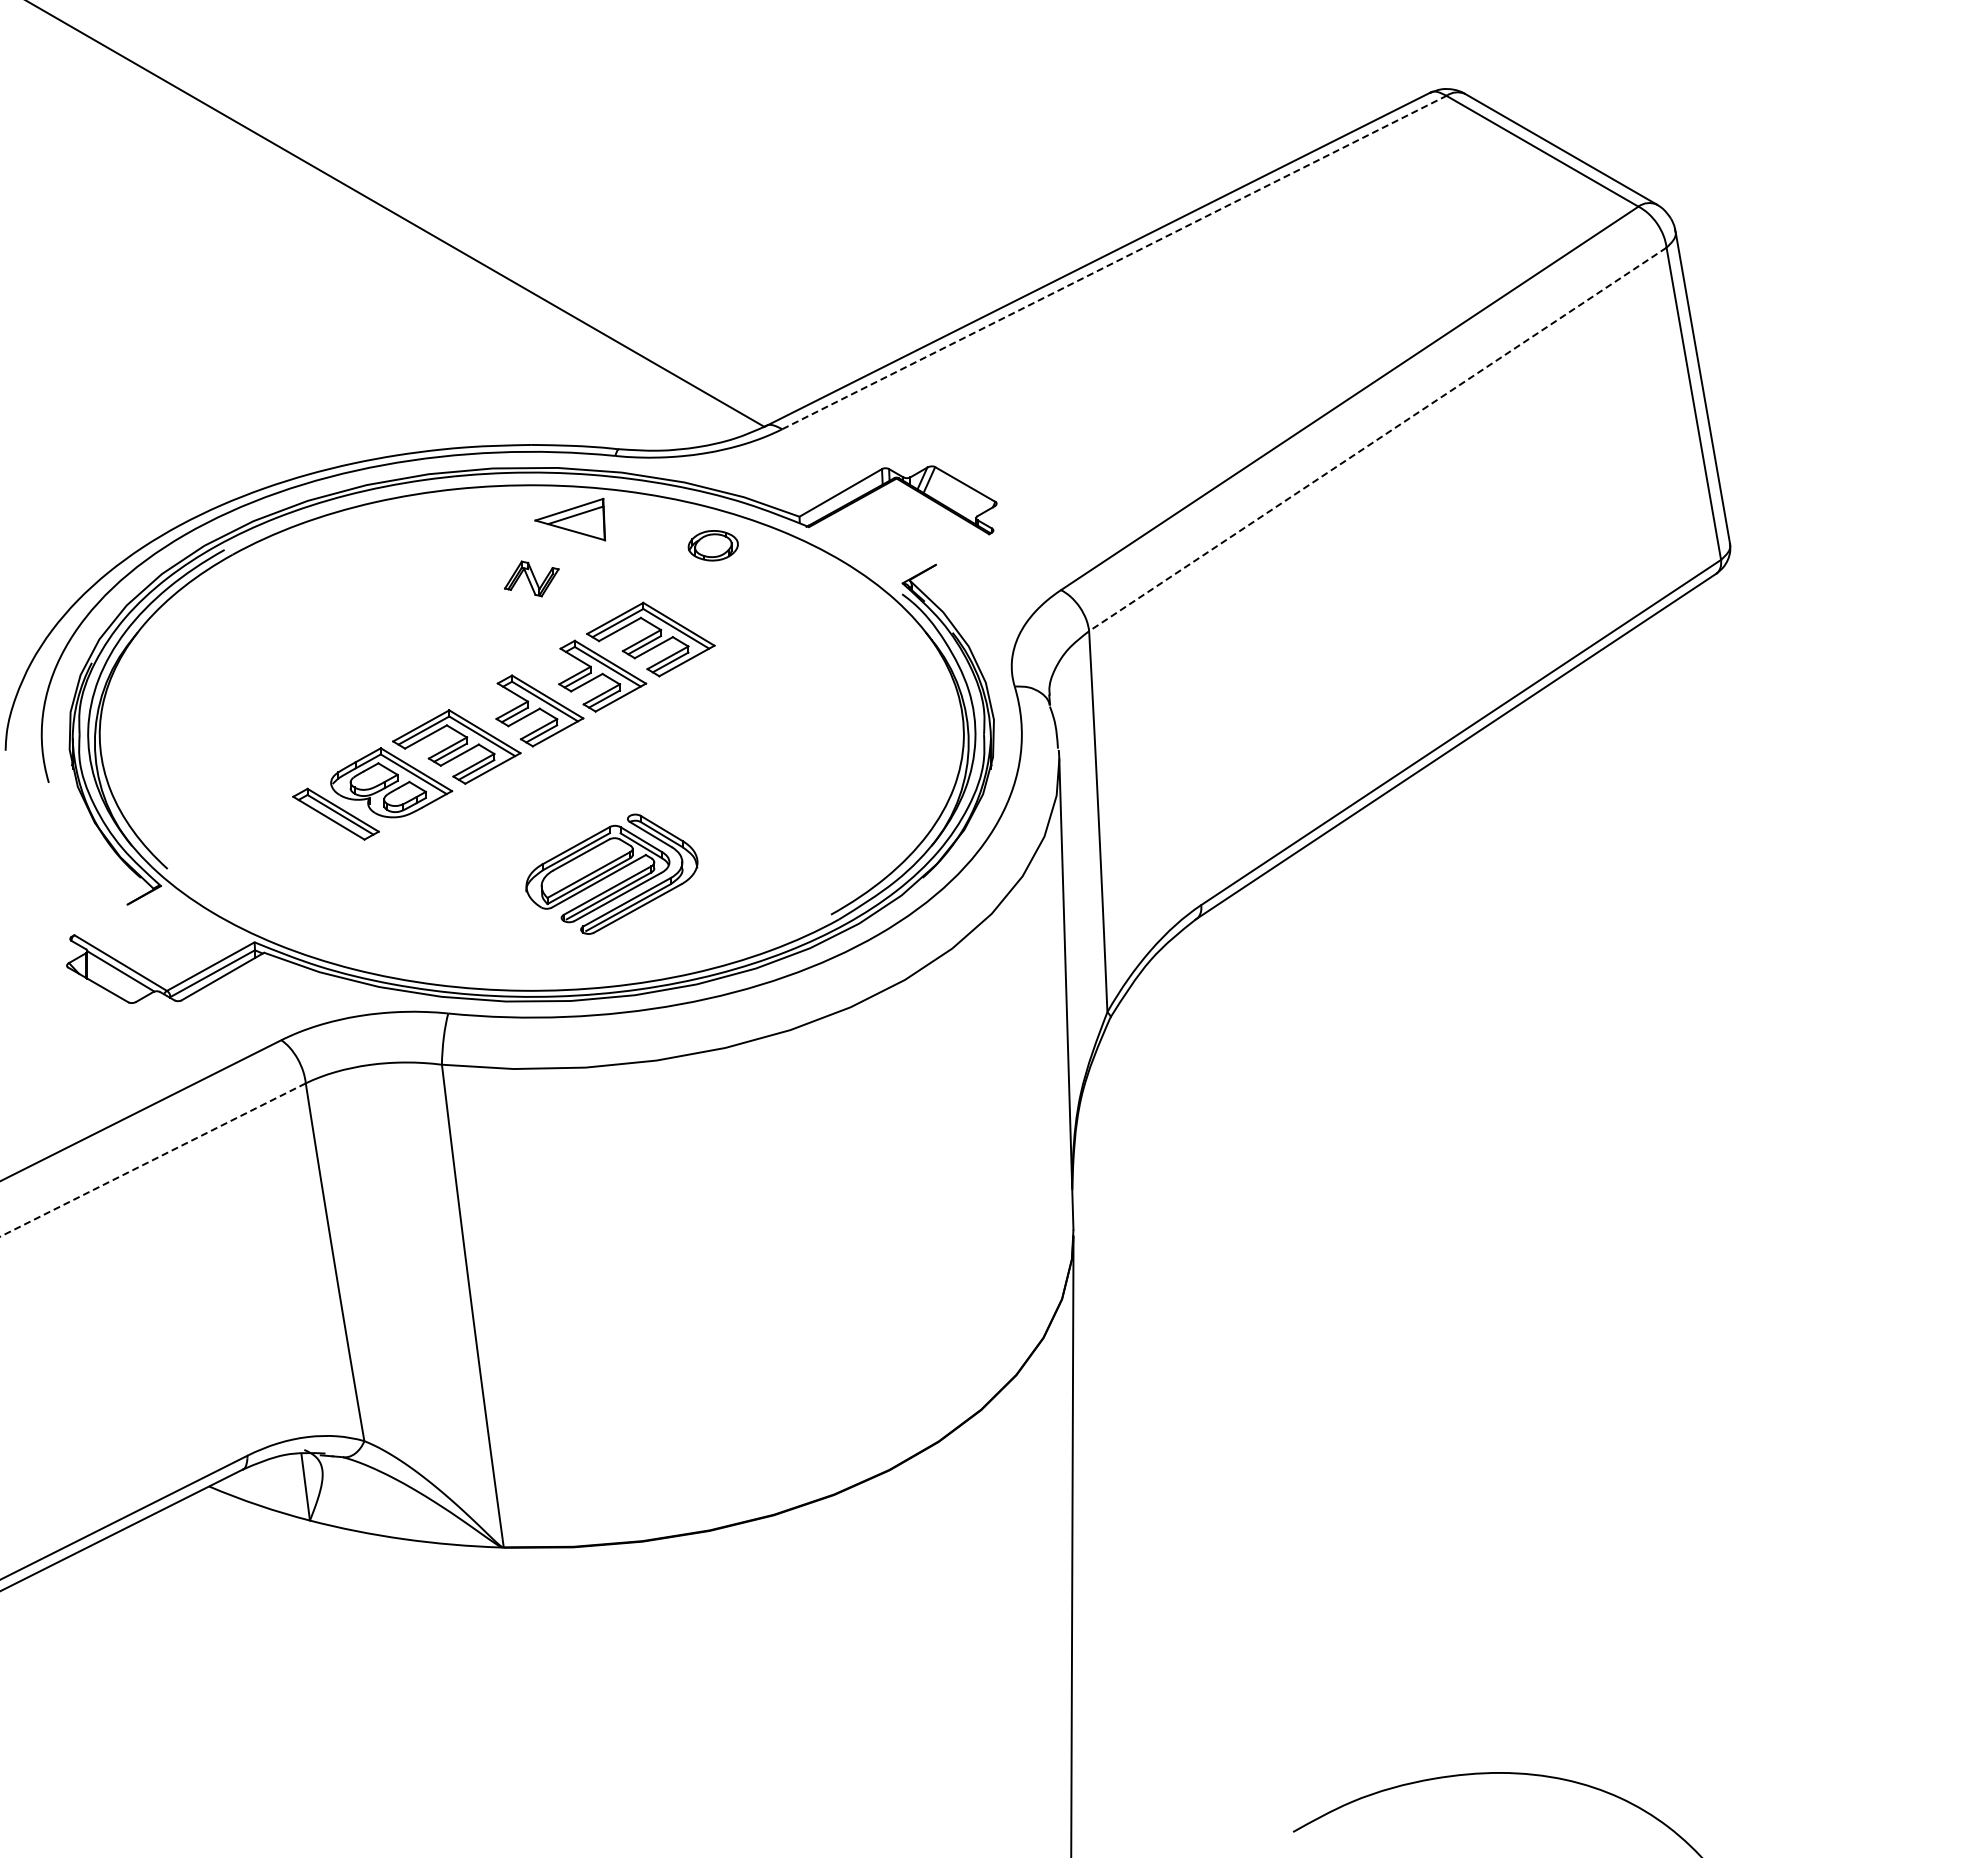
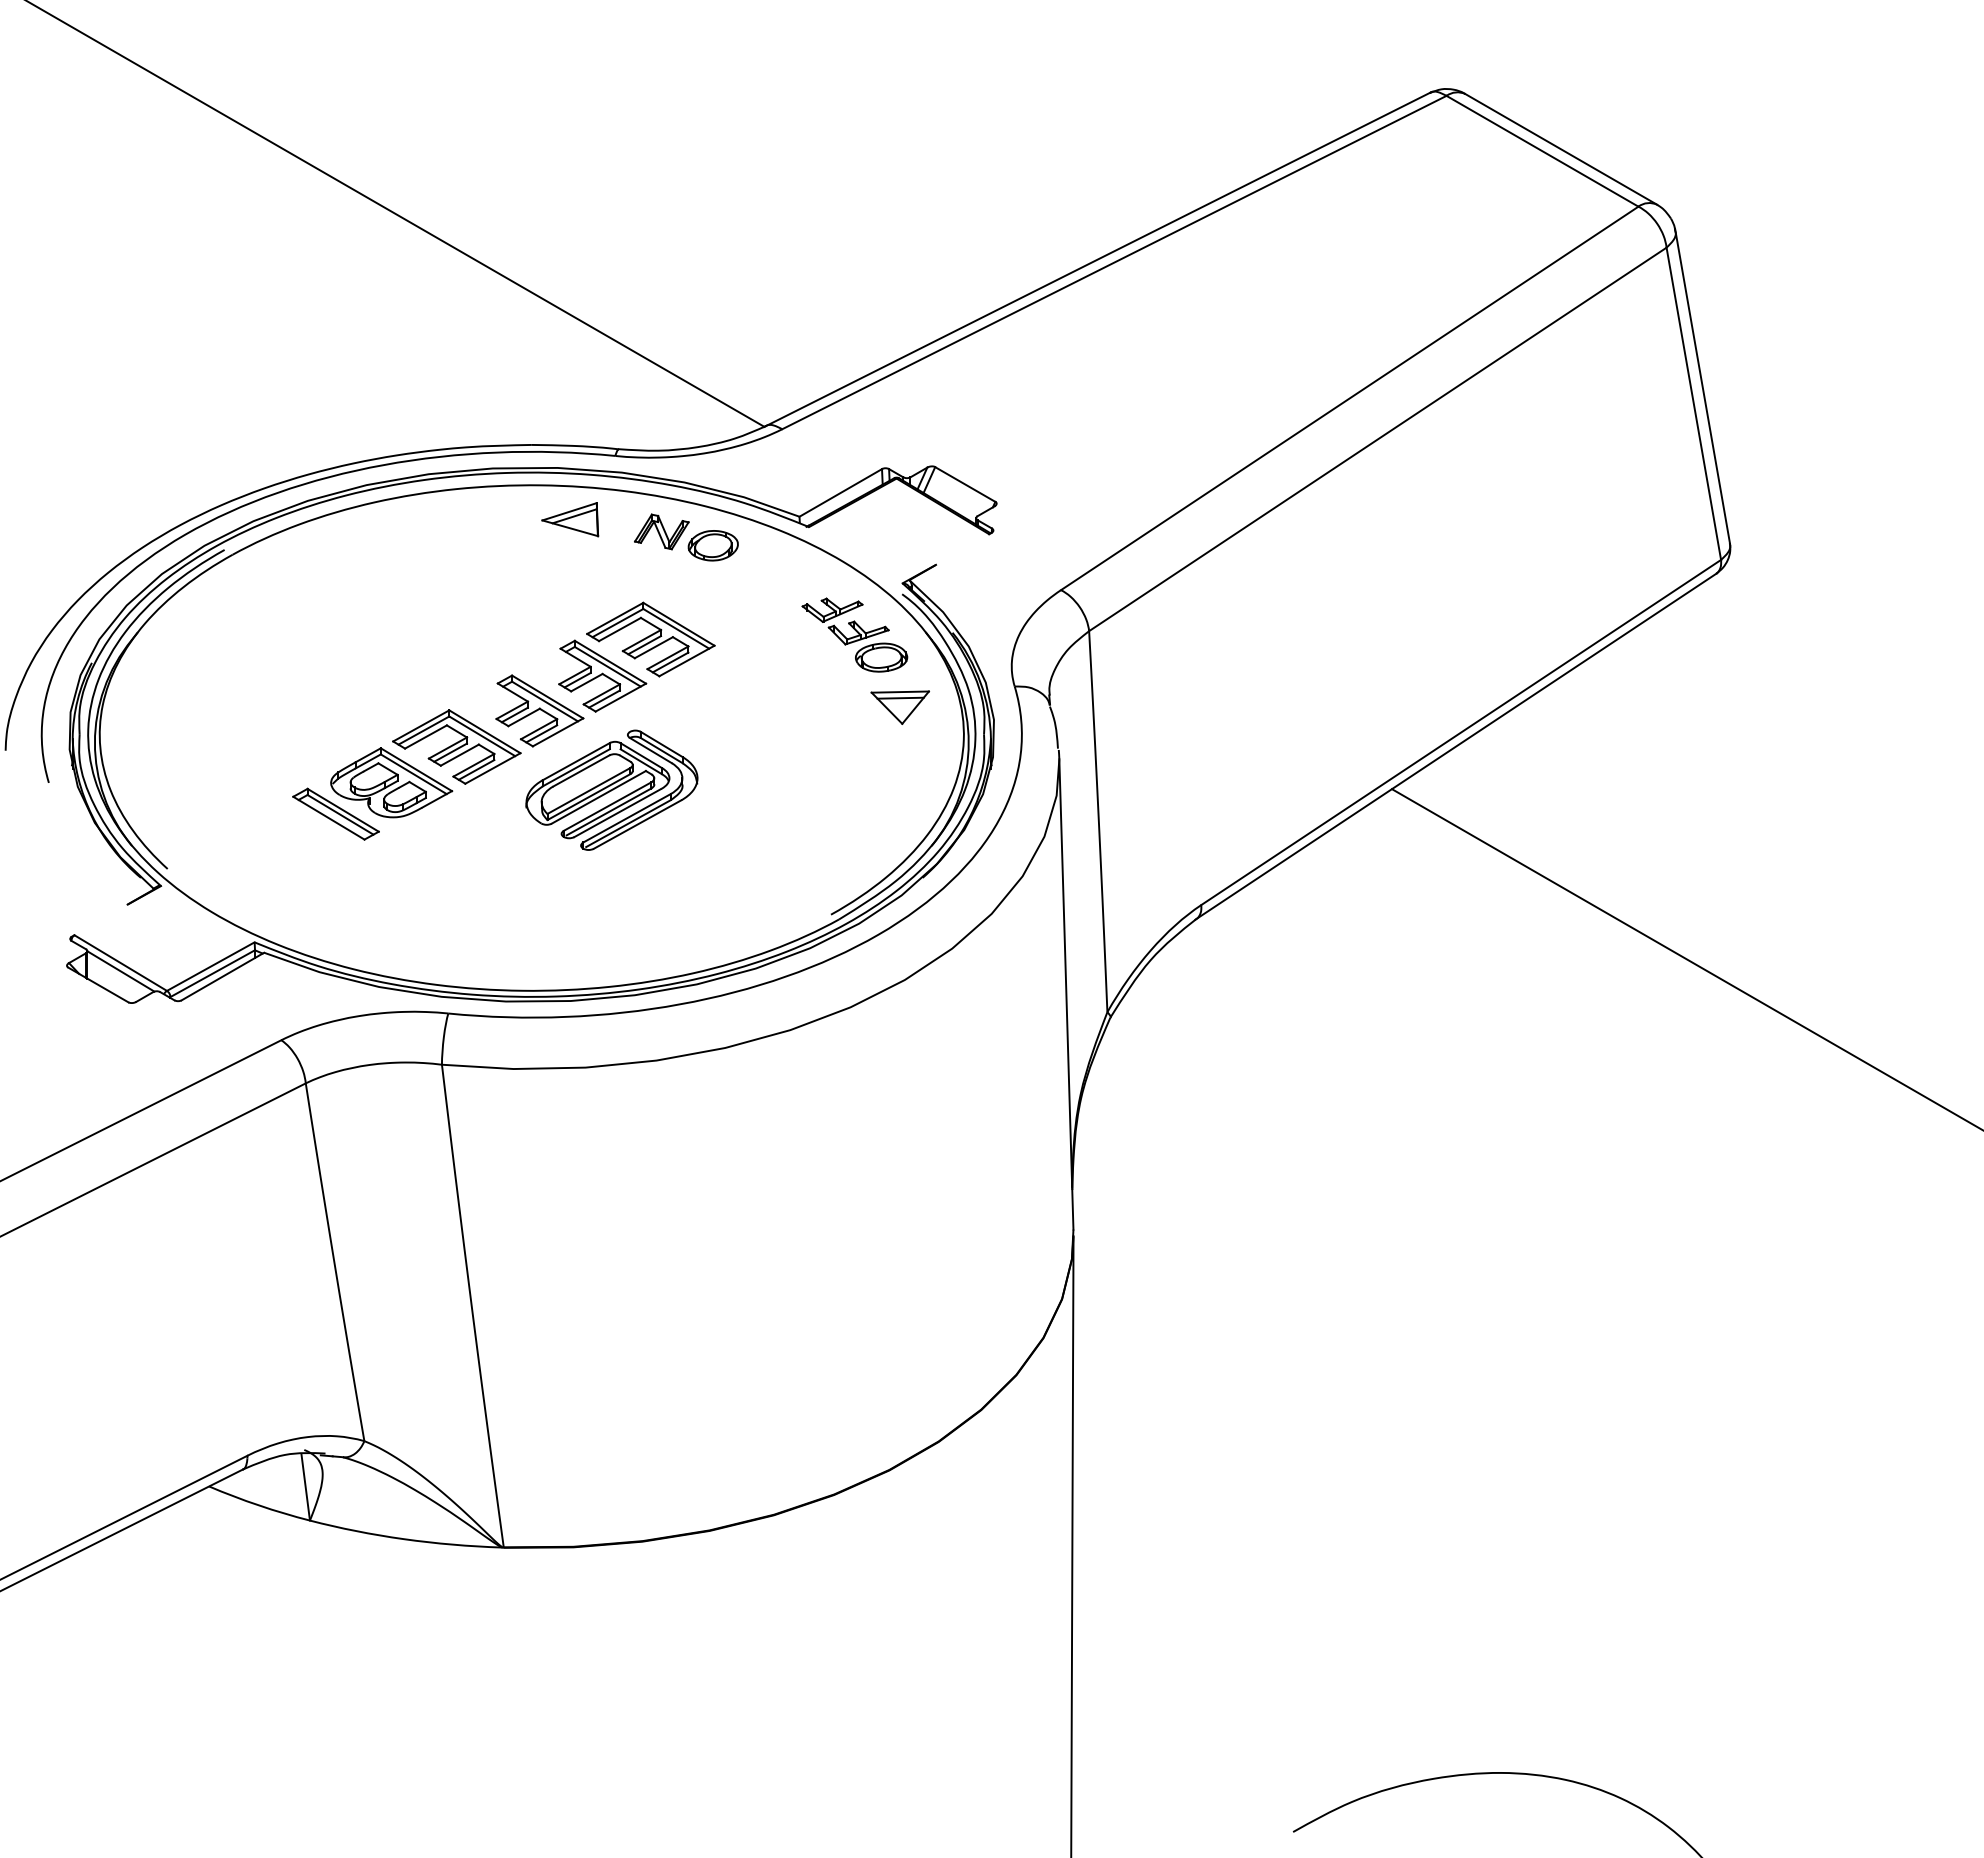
line: dashed -> solid (1114, 262)
line: dashed -> solid (1377, 439)
part size: 72x45 px -> 59x36 px (570, 519)
part position: (531, 578) -> (661, 531) (661, 531)
part: none -> present (854, 634)
part: none -> present (899, 707)
part position: (611, 873) -> (611, 789) (611, 789)
line: none -> present (1685, 959)
line: dashed -> solid (153, 1160)
